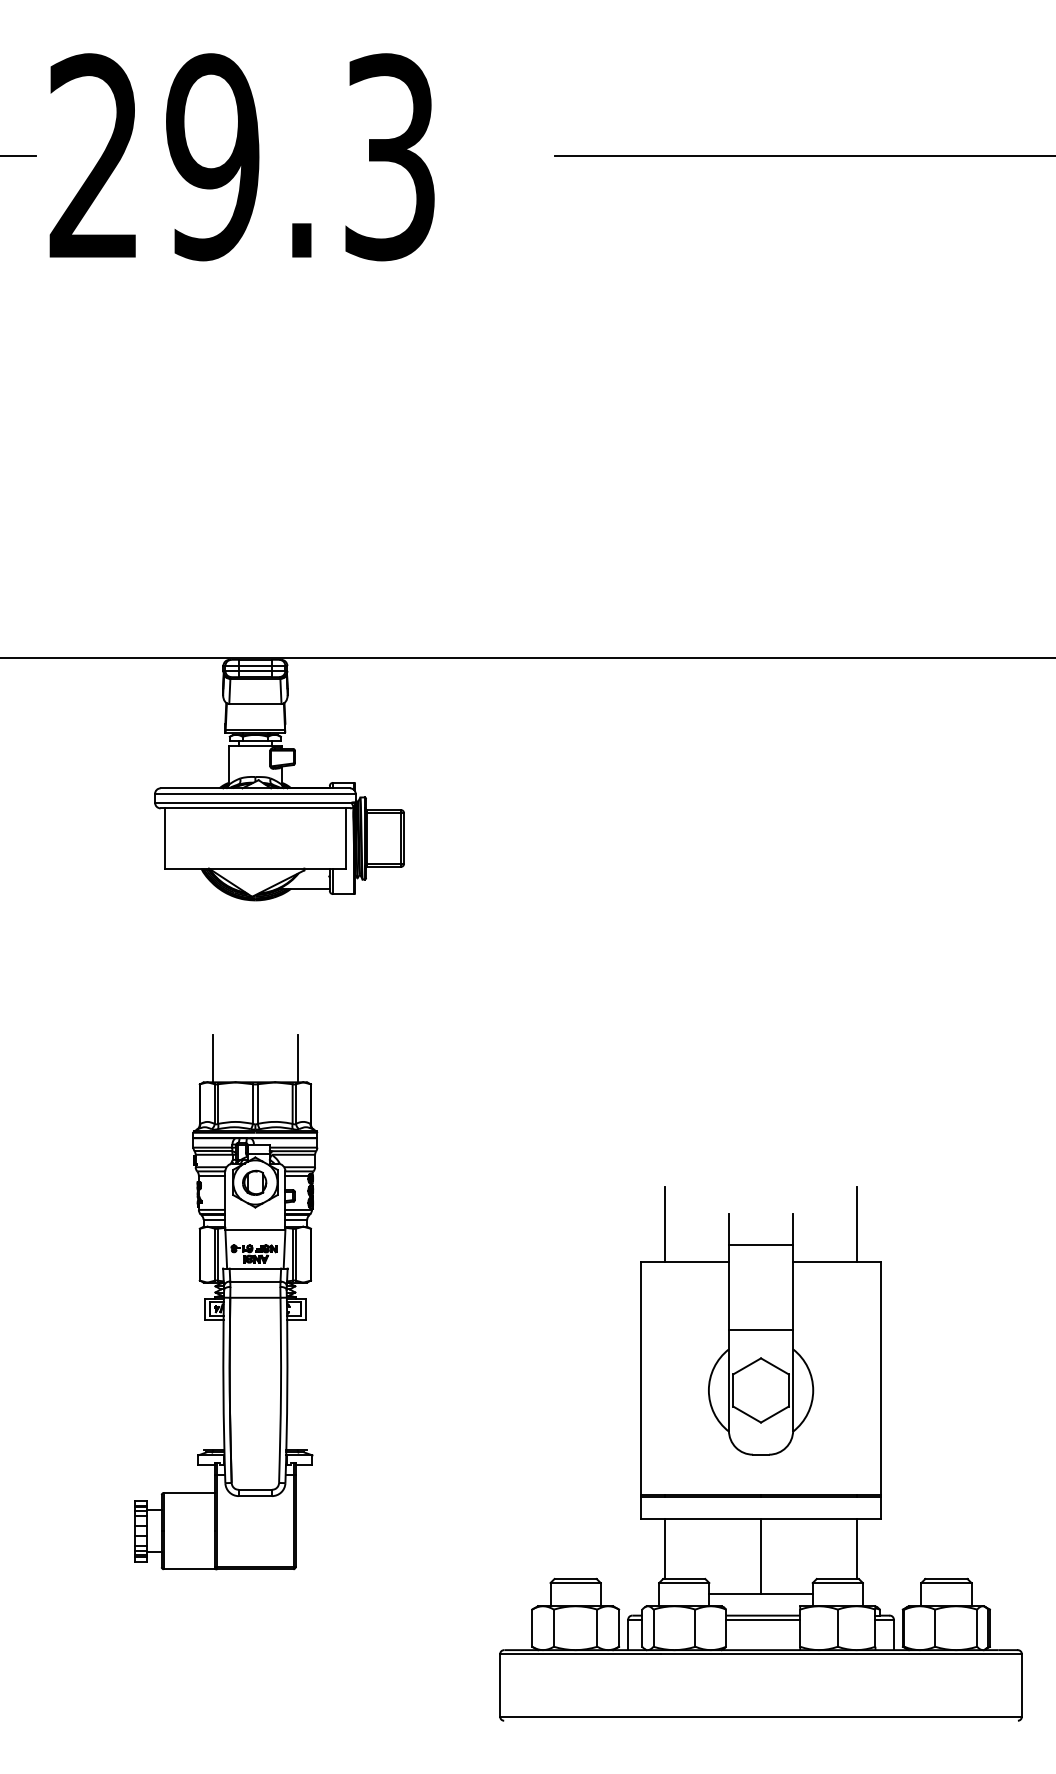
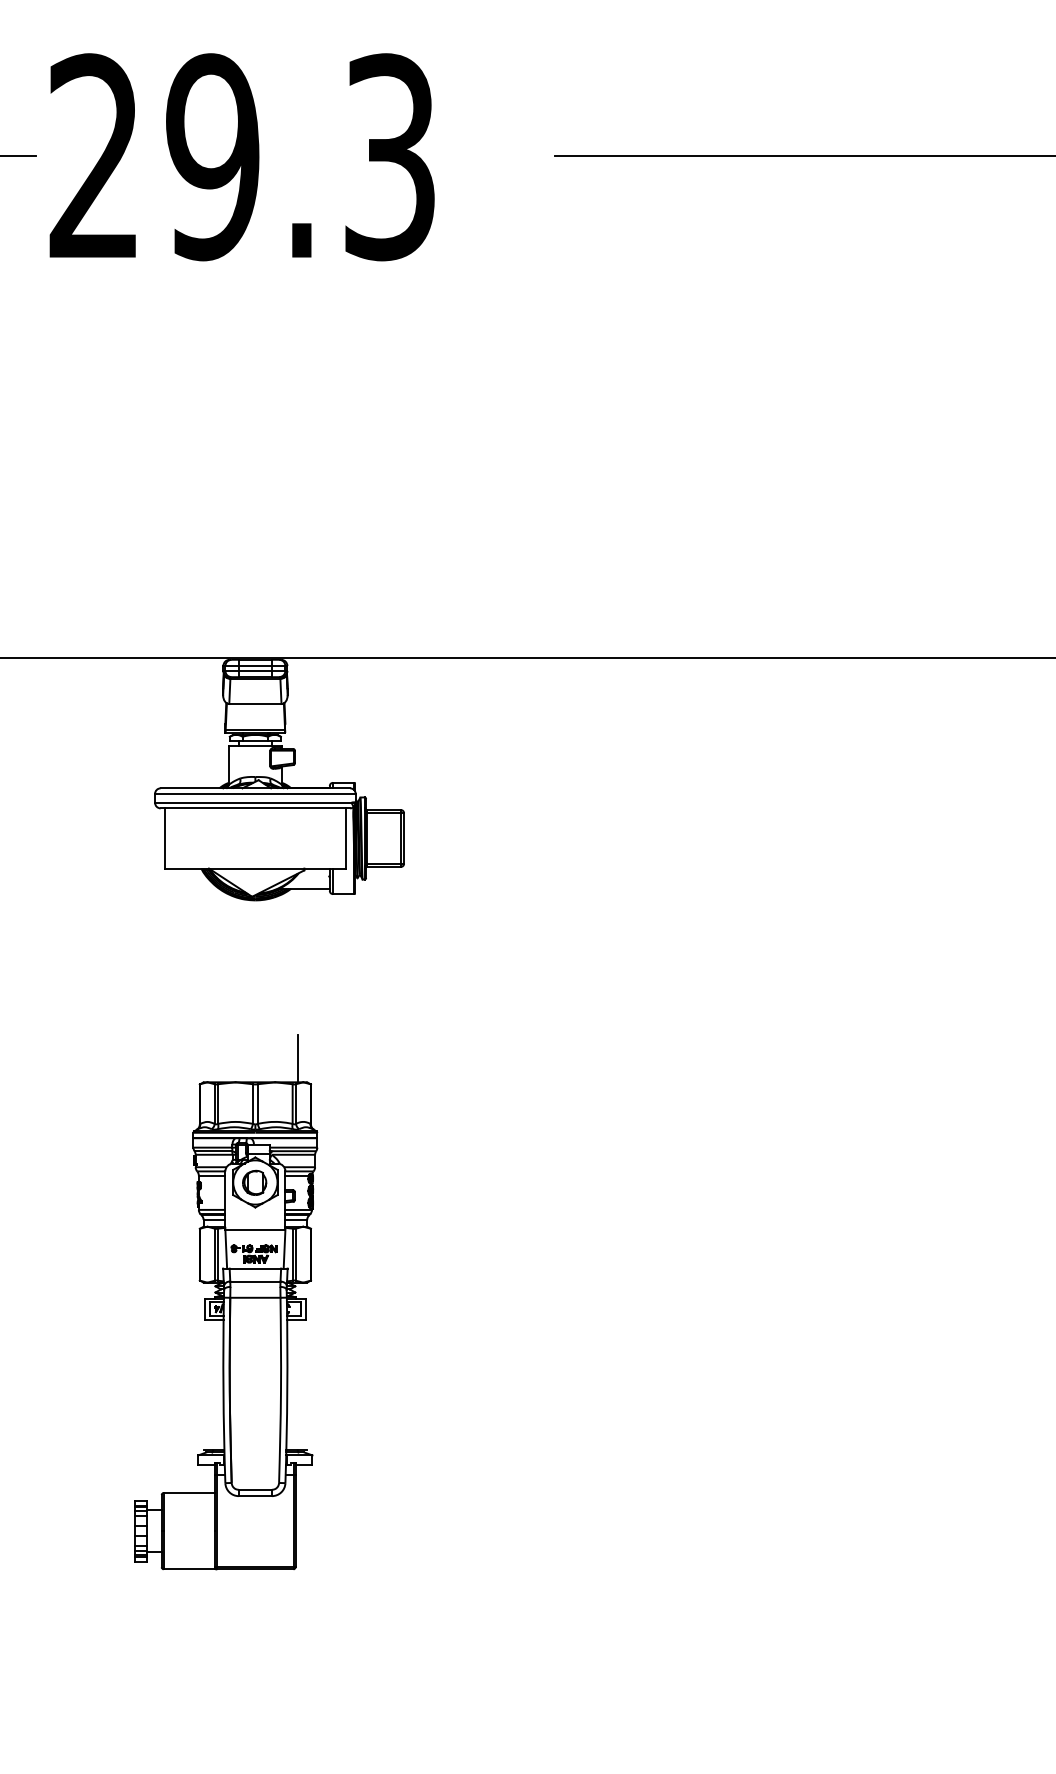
line: present -> none (212, 1058)
part: present -> none (760, 1453)
